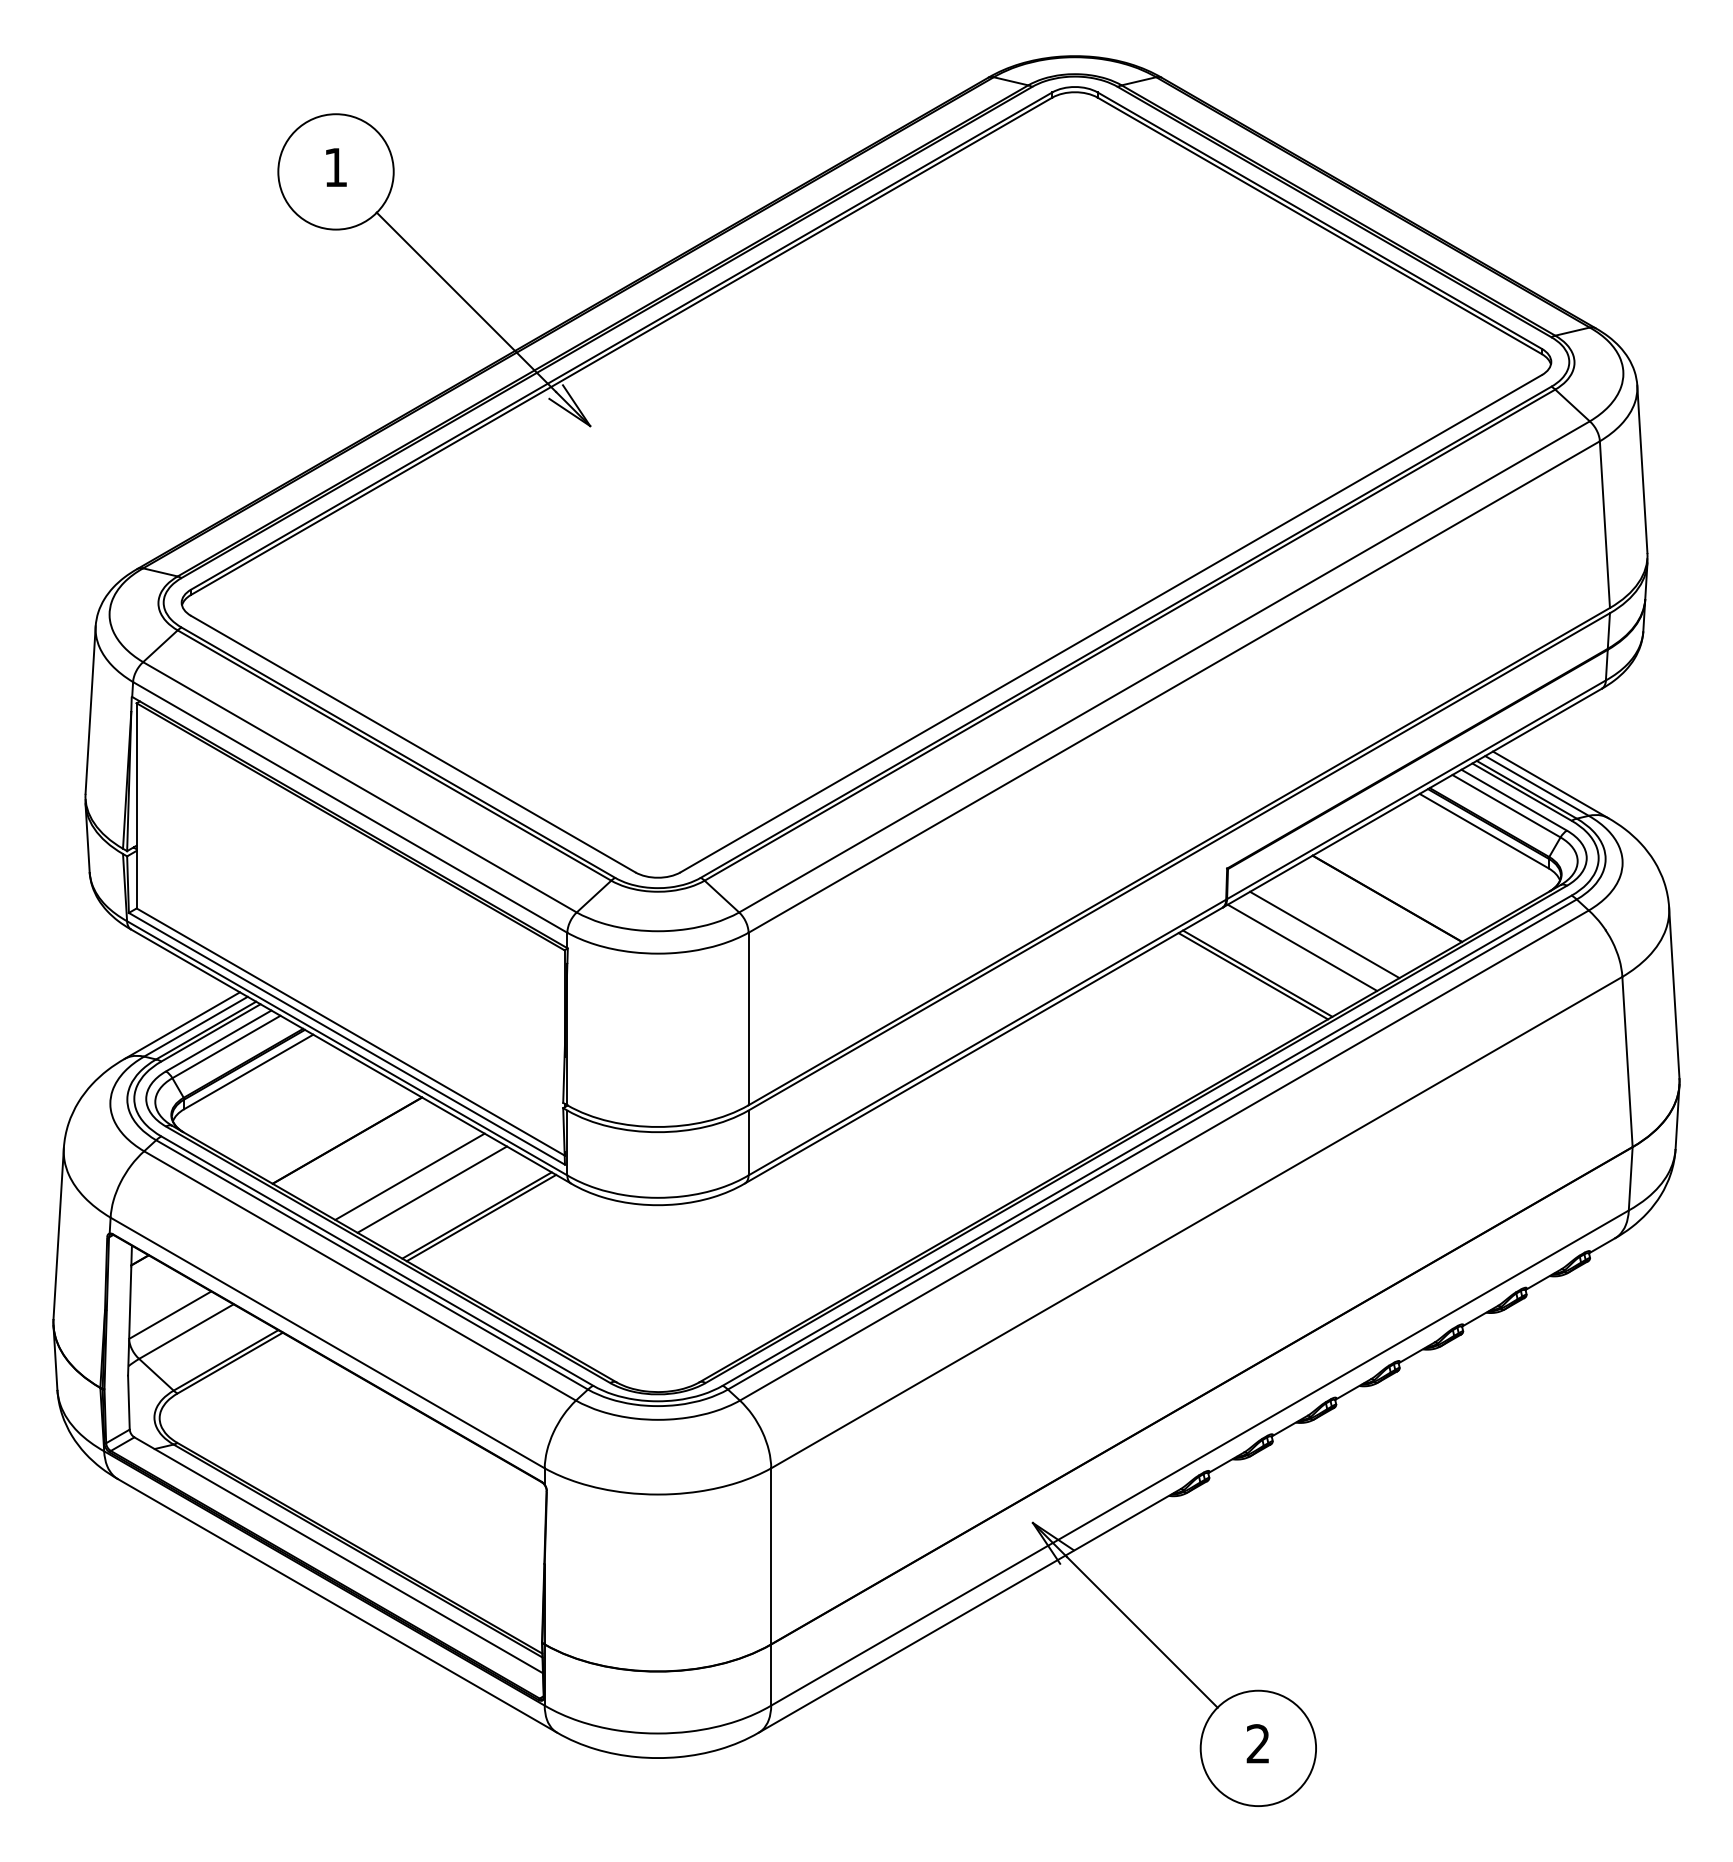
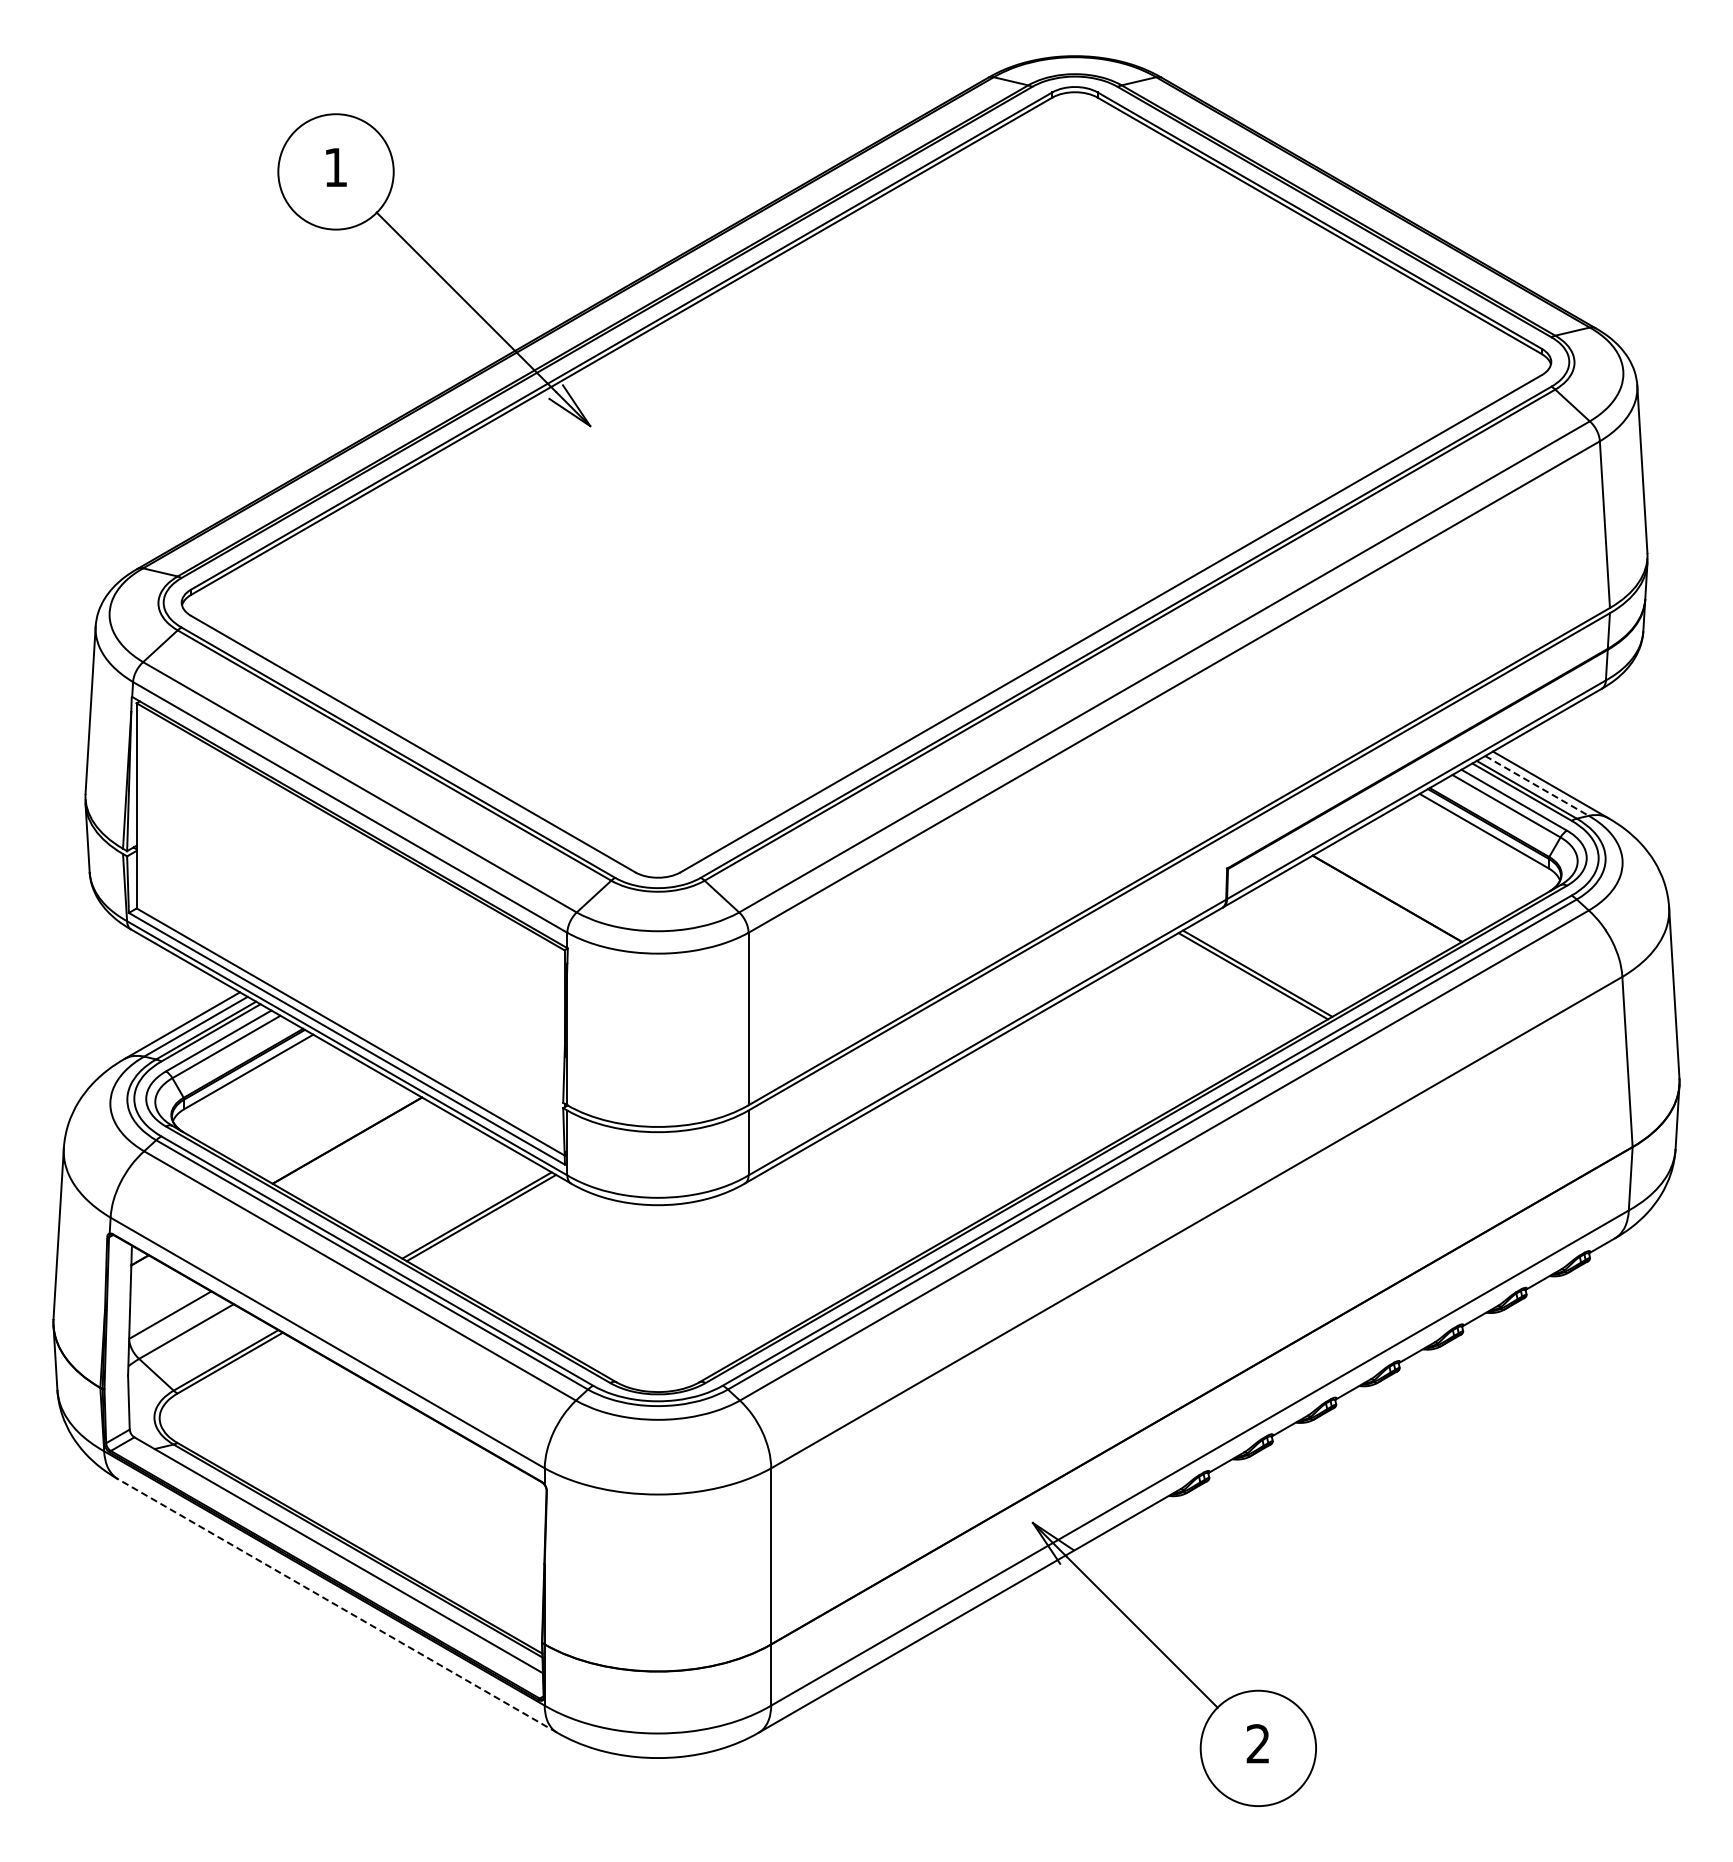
line: solid -> dashed (1537, 785)
line: present -> none (1324, 934)
line: present -> none (1302, 947)
line: present -> none (409, 1176)
line: present -> none (432, 1189)
line: solid -> dashed (337, 1605)
